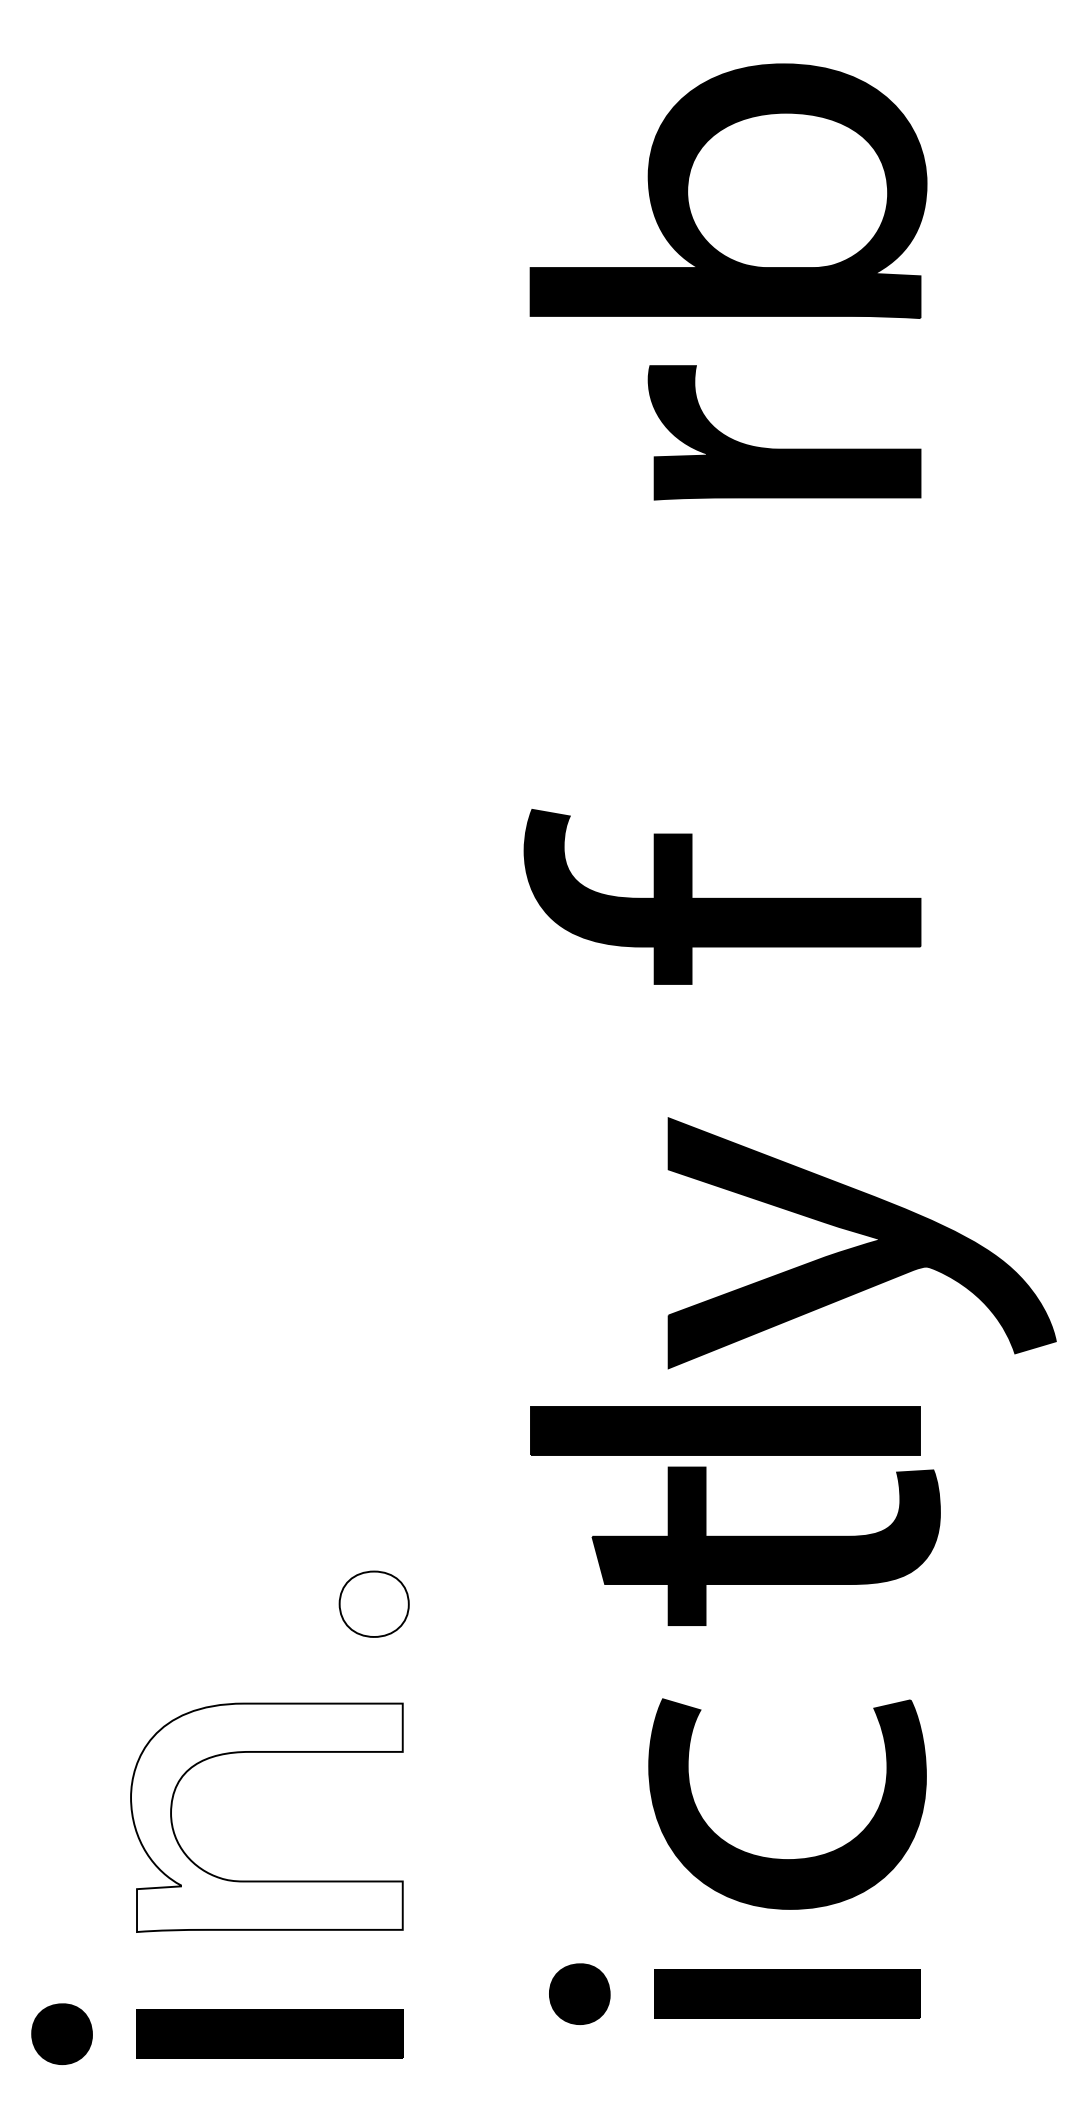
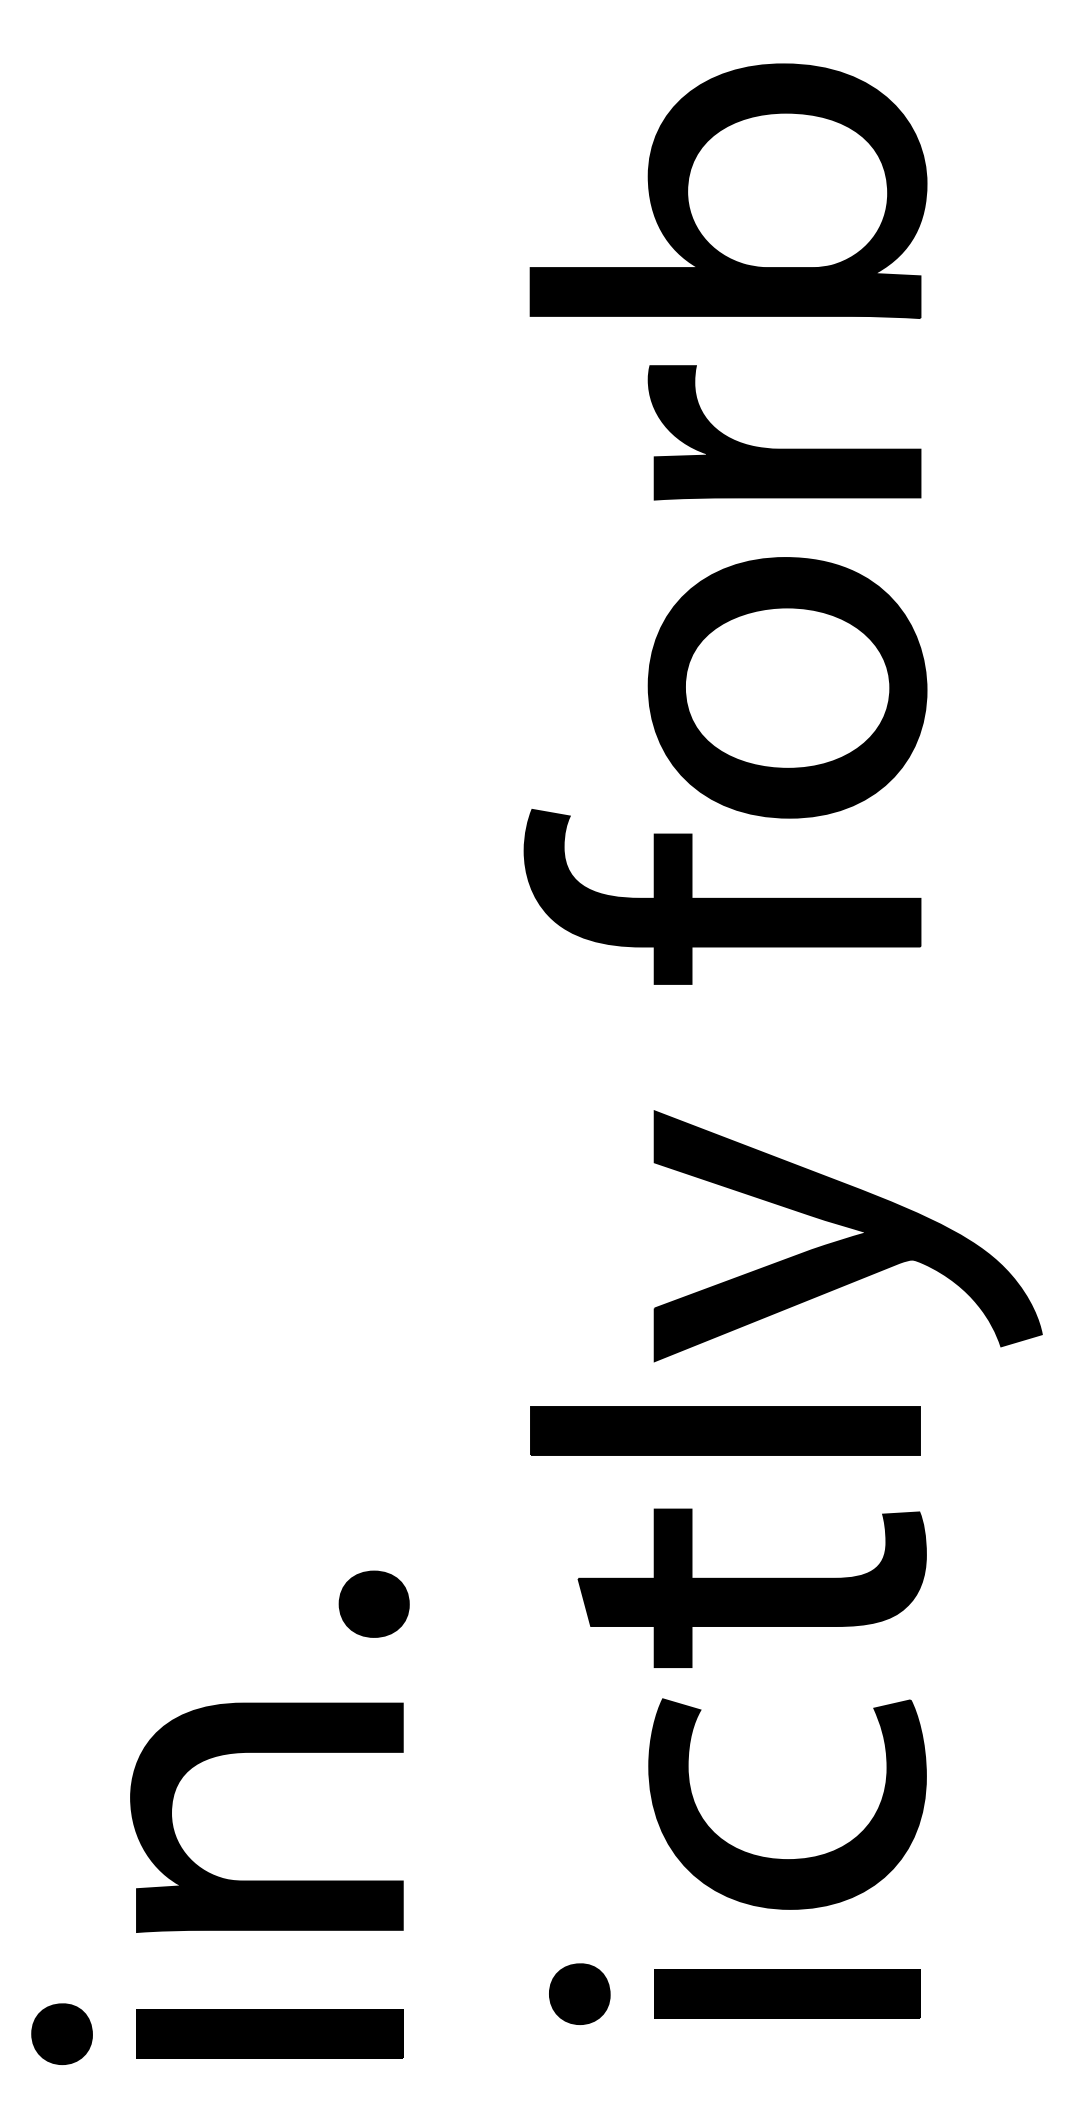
part: none -> present (787, 687)
part position: (861, 1243) -> (847, 1236) (847, 1236)
part position: (765, 1545) -> (751, 1587) (751, 1587)
fill: none -> present (373, 1603)
fill: none -> present (266, 1817)
